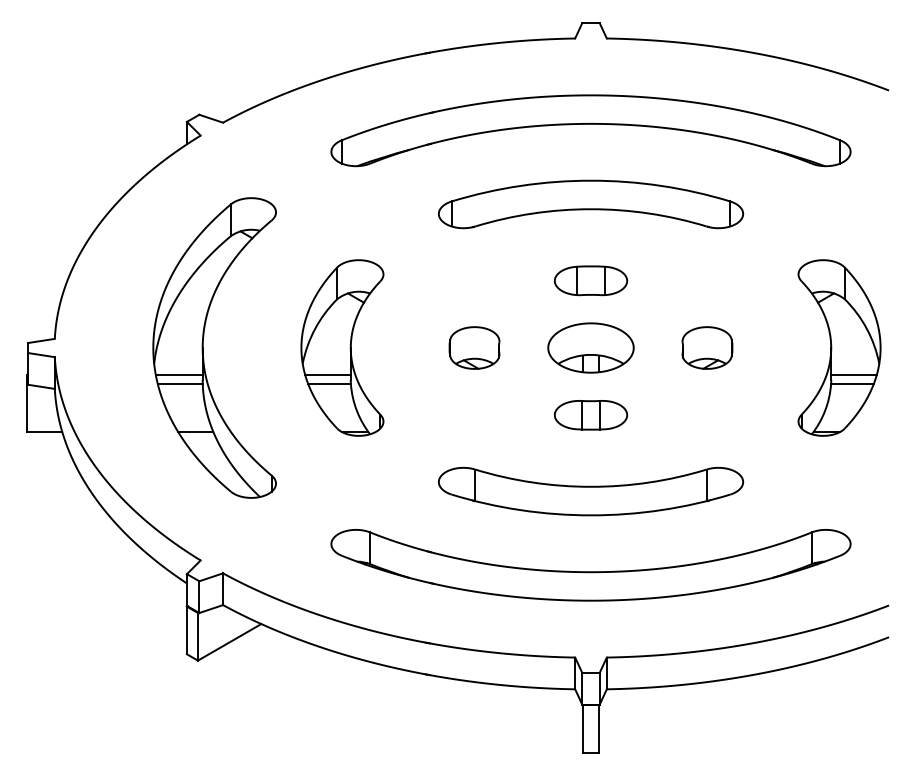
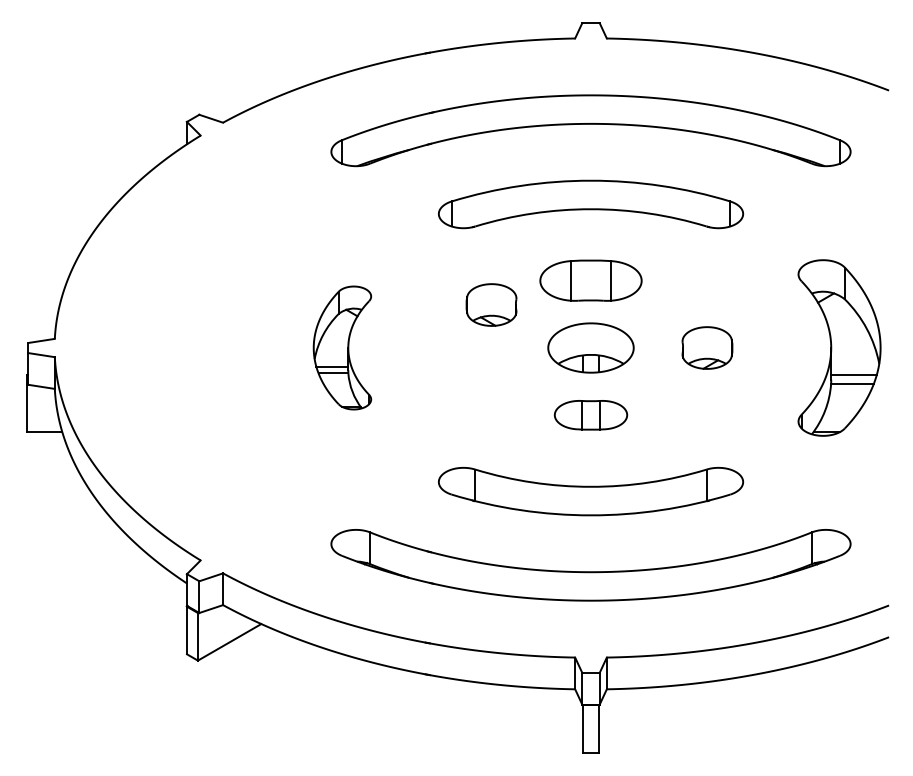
part size: 76x32 px -> 104x43 px (590, 280)
part: present -> none (203, 347)
part size: 85x178 px -> 61x126 px (342, 347)
part position: (474, 347) -> (491, 304) (491, 304)
